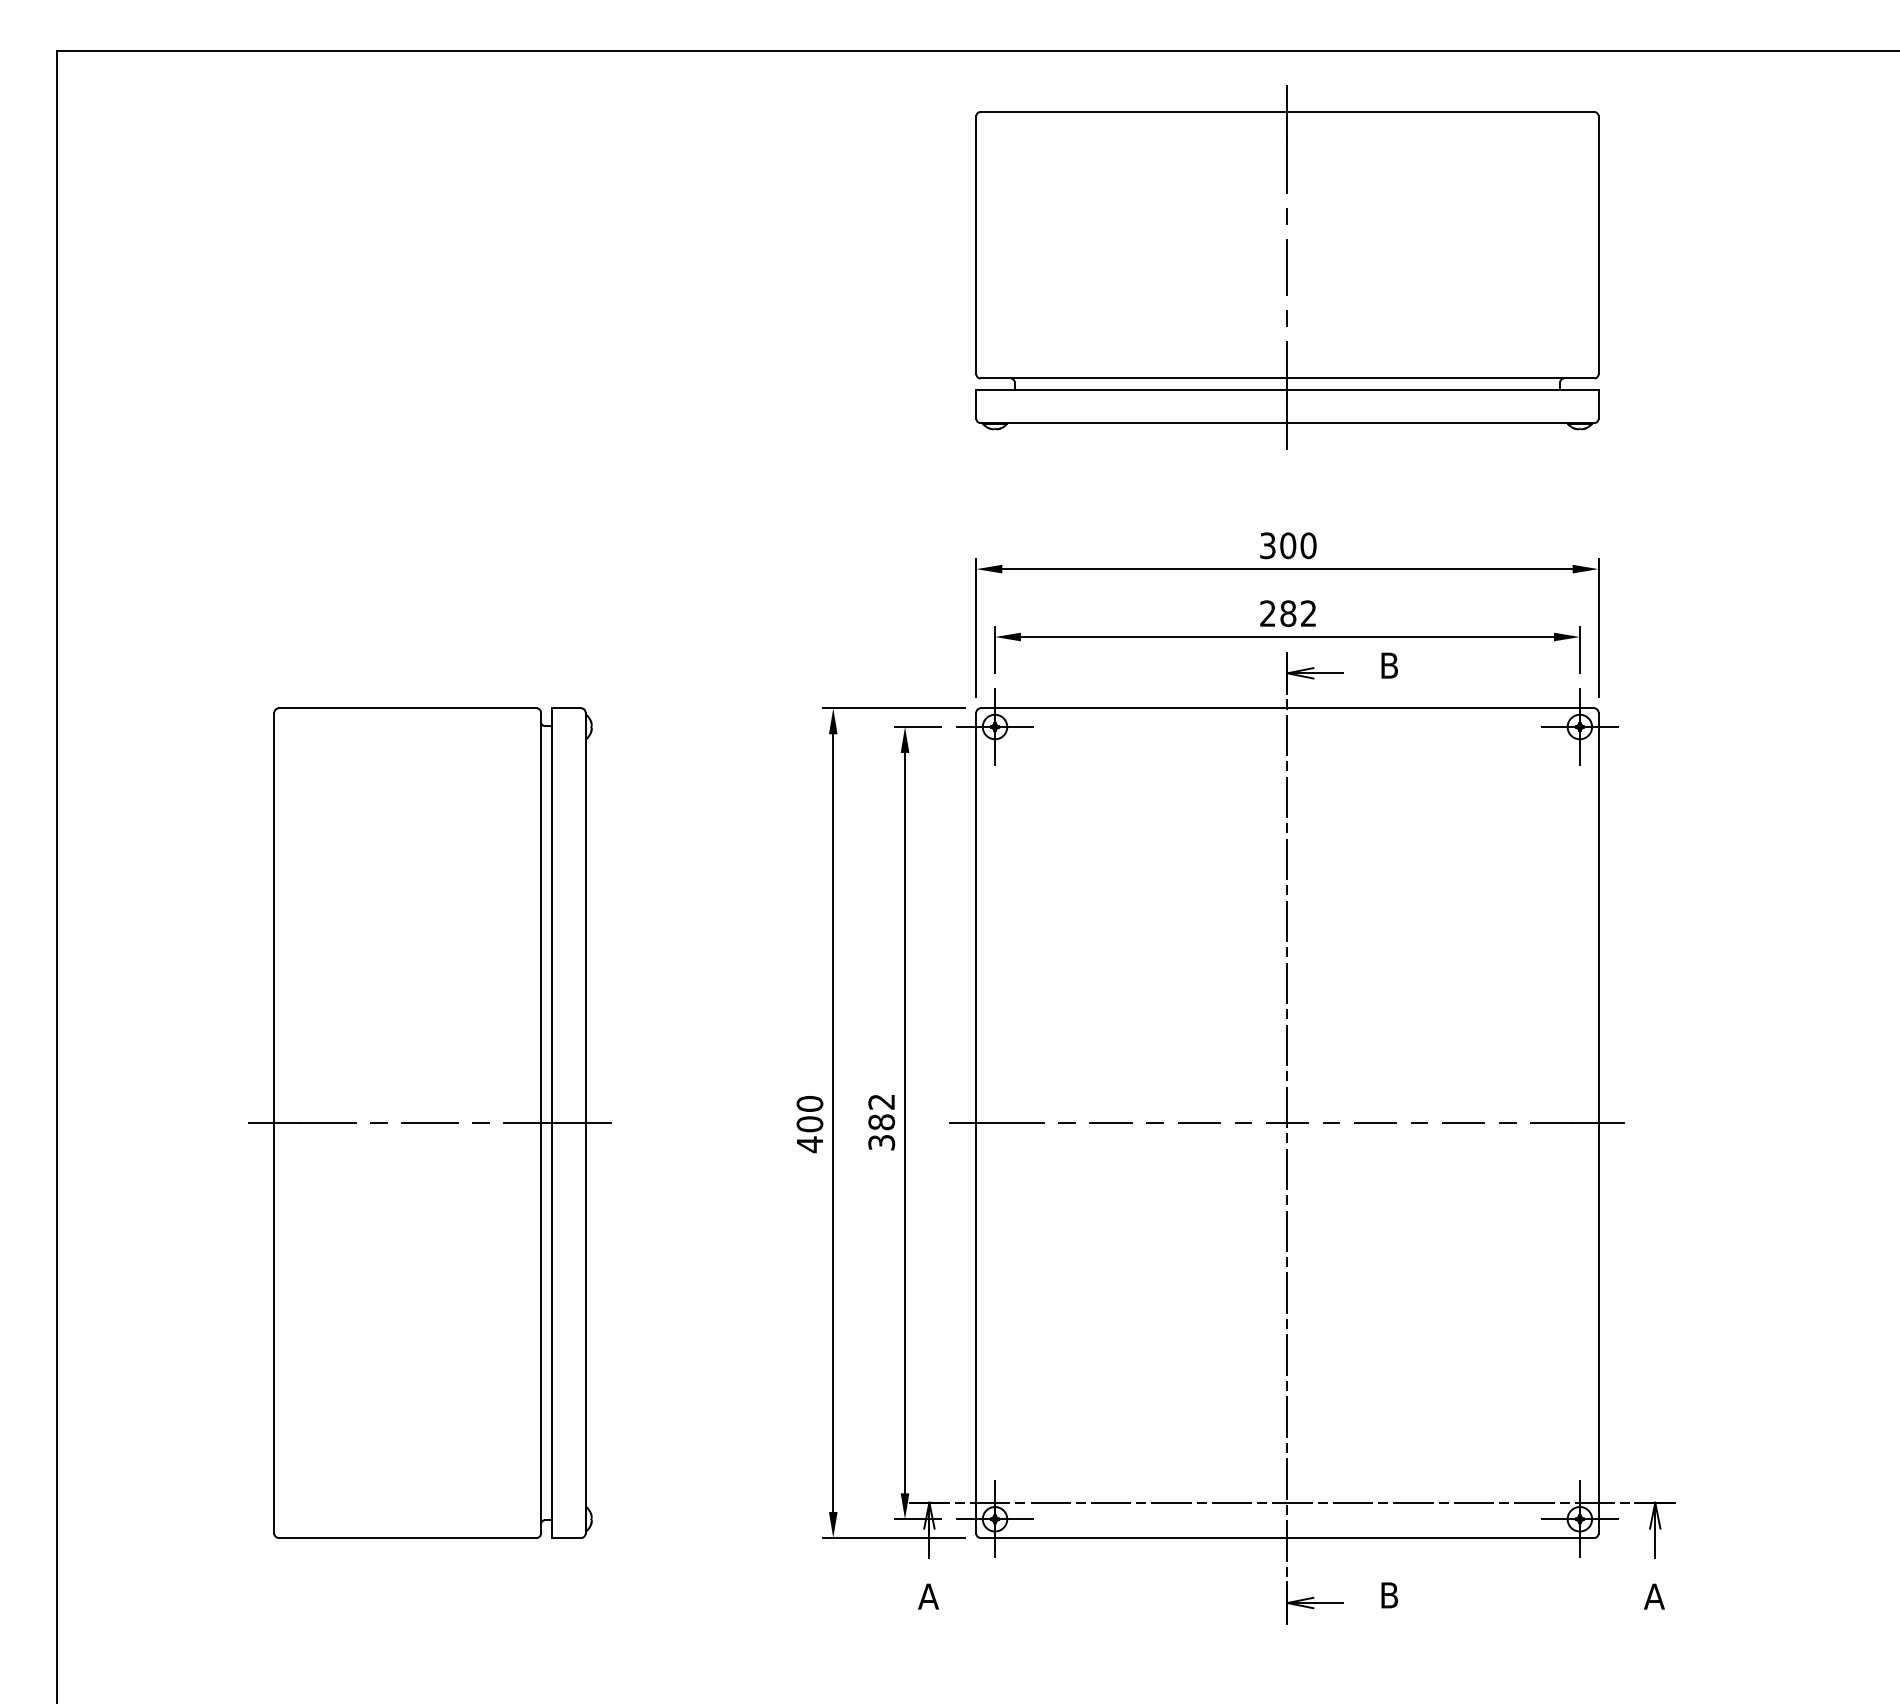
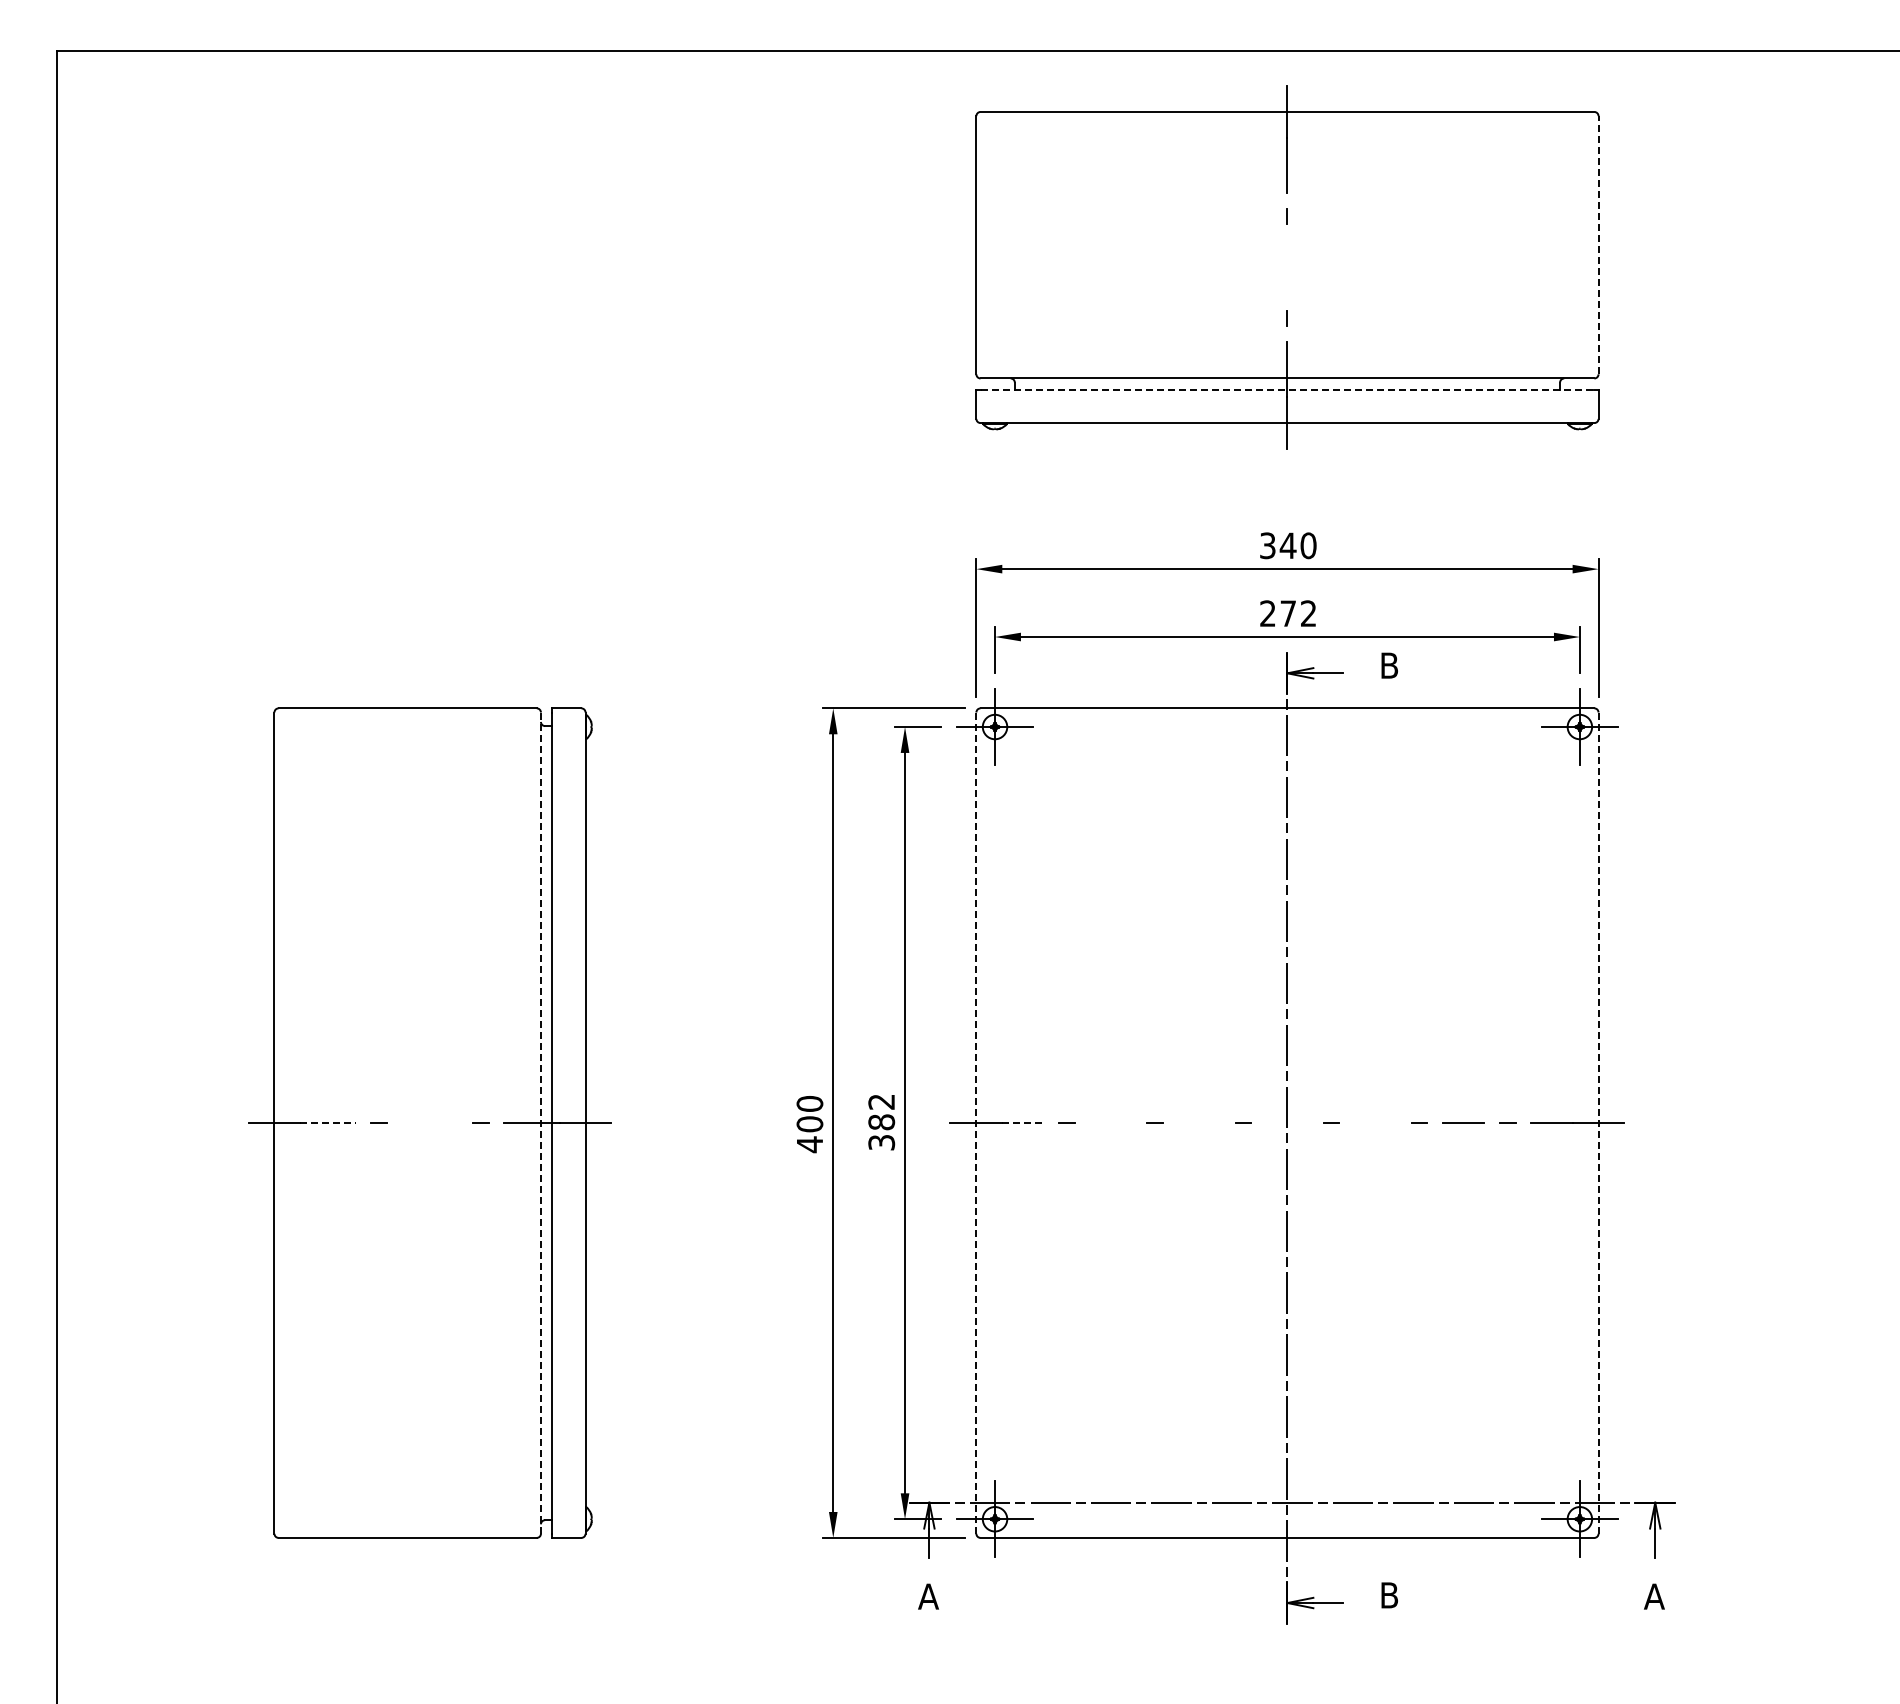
line: solid -> dashed (1598, 244)
line: present -> none (1287, 267)
line: solid -> dashed (1287, 389)
text: 300 -> 340 (1287, 545)
text: 282 -> 272 (1288, 613)
line: solid -> dashed (328, 1123)
line: present -> none (429, 1123)
line: solid -> dashed (540, 1123)
line: solid -> dashed (976, 1123)
line: solid -> dashed (1023, 1123)
line: present -> none (1110, 1123)
line: present -> none (1199, 1123)
line: present -> none (1287, 1123)
line: present -> none (1375, 1123)
line: solid -> dashed (1598, 1123)
